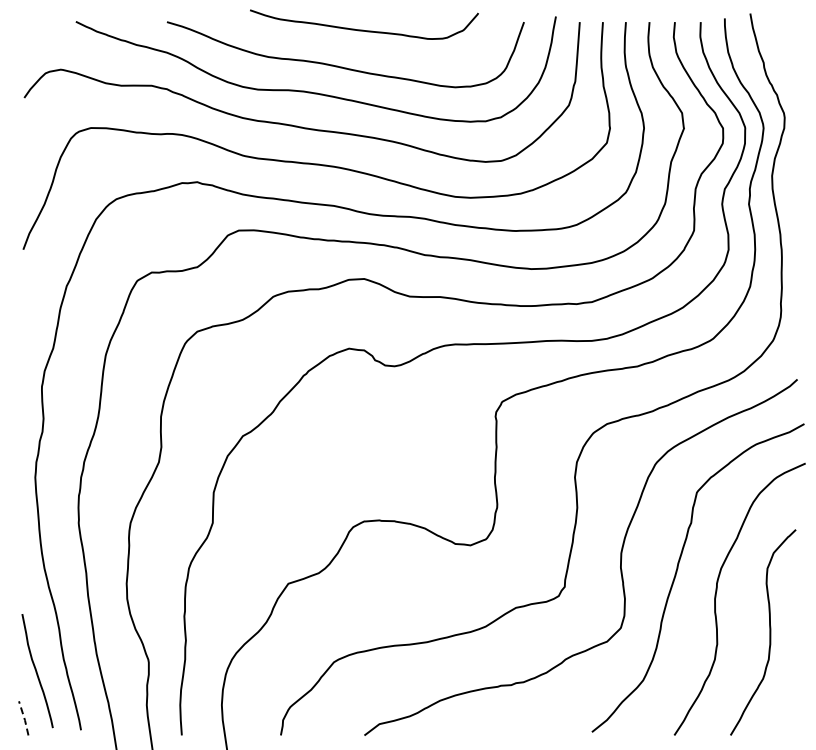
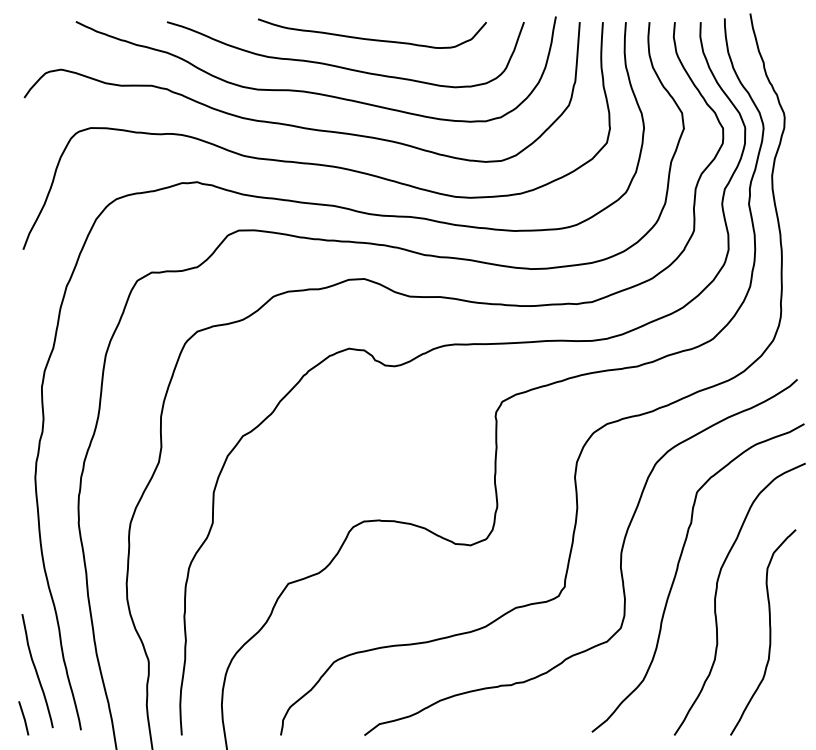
curve position: (363, 29) -> (371, 38) (371, 38)
line: dashed -> solid (24, 718)
